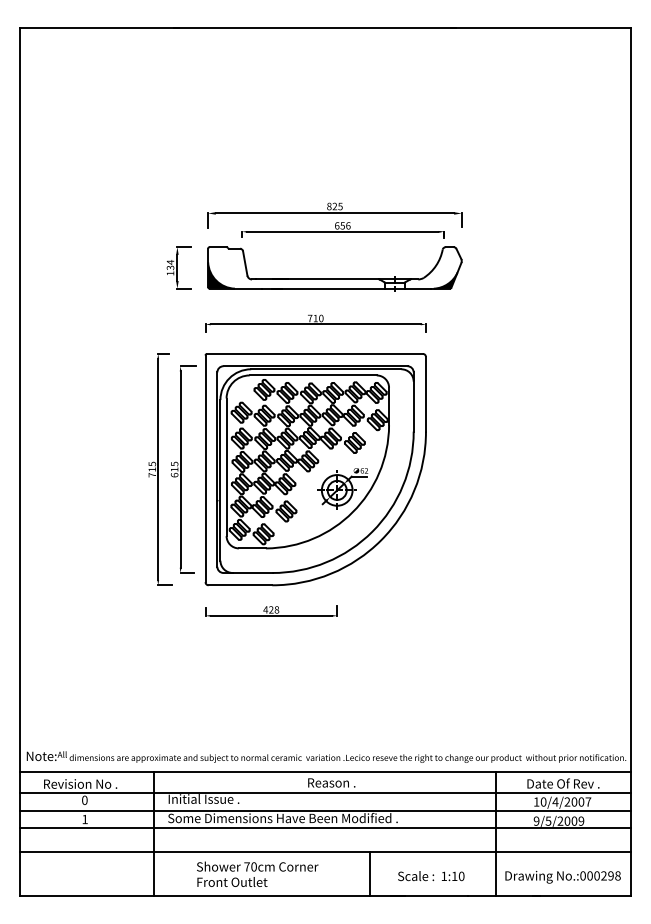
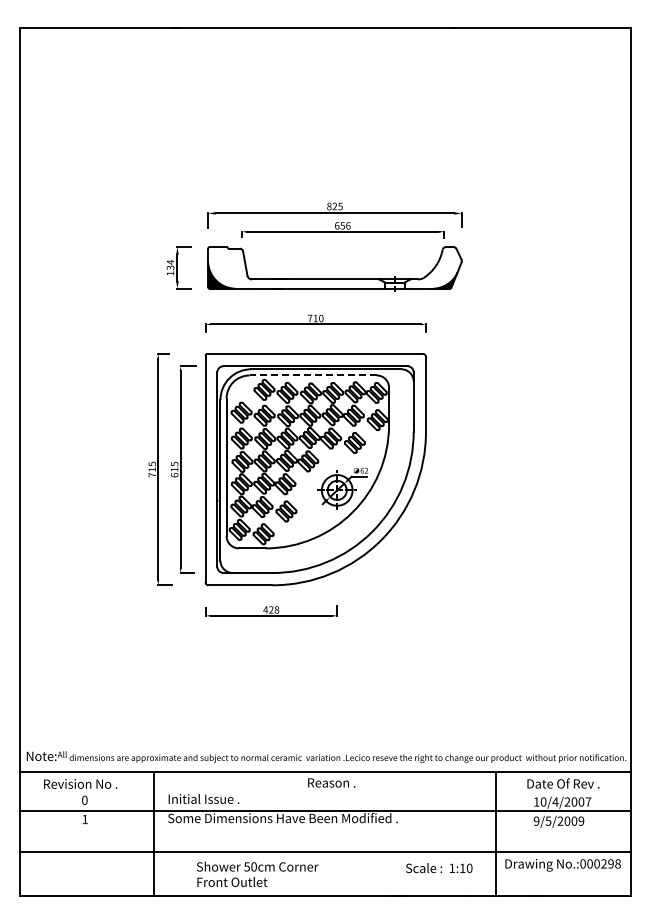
line: solid -> dashed (313, 375)
line: present -> none (325, 793)
line: present -> none (325, 827)
text: 70cm -> 50cm (246, 866)
line: present -> none (369, 873)
text position: (431, 876) -> (439, 868) (439, 868)
text position: (562, 877) -> (562, 865) (562, 865)
